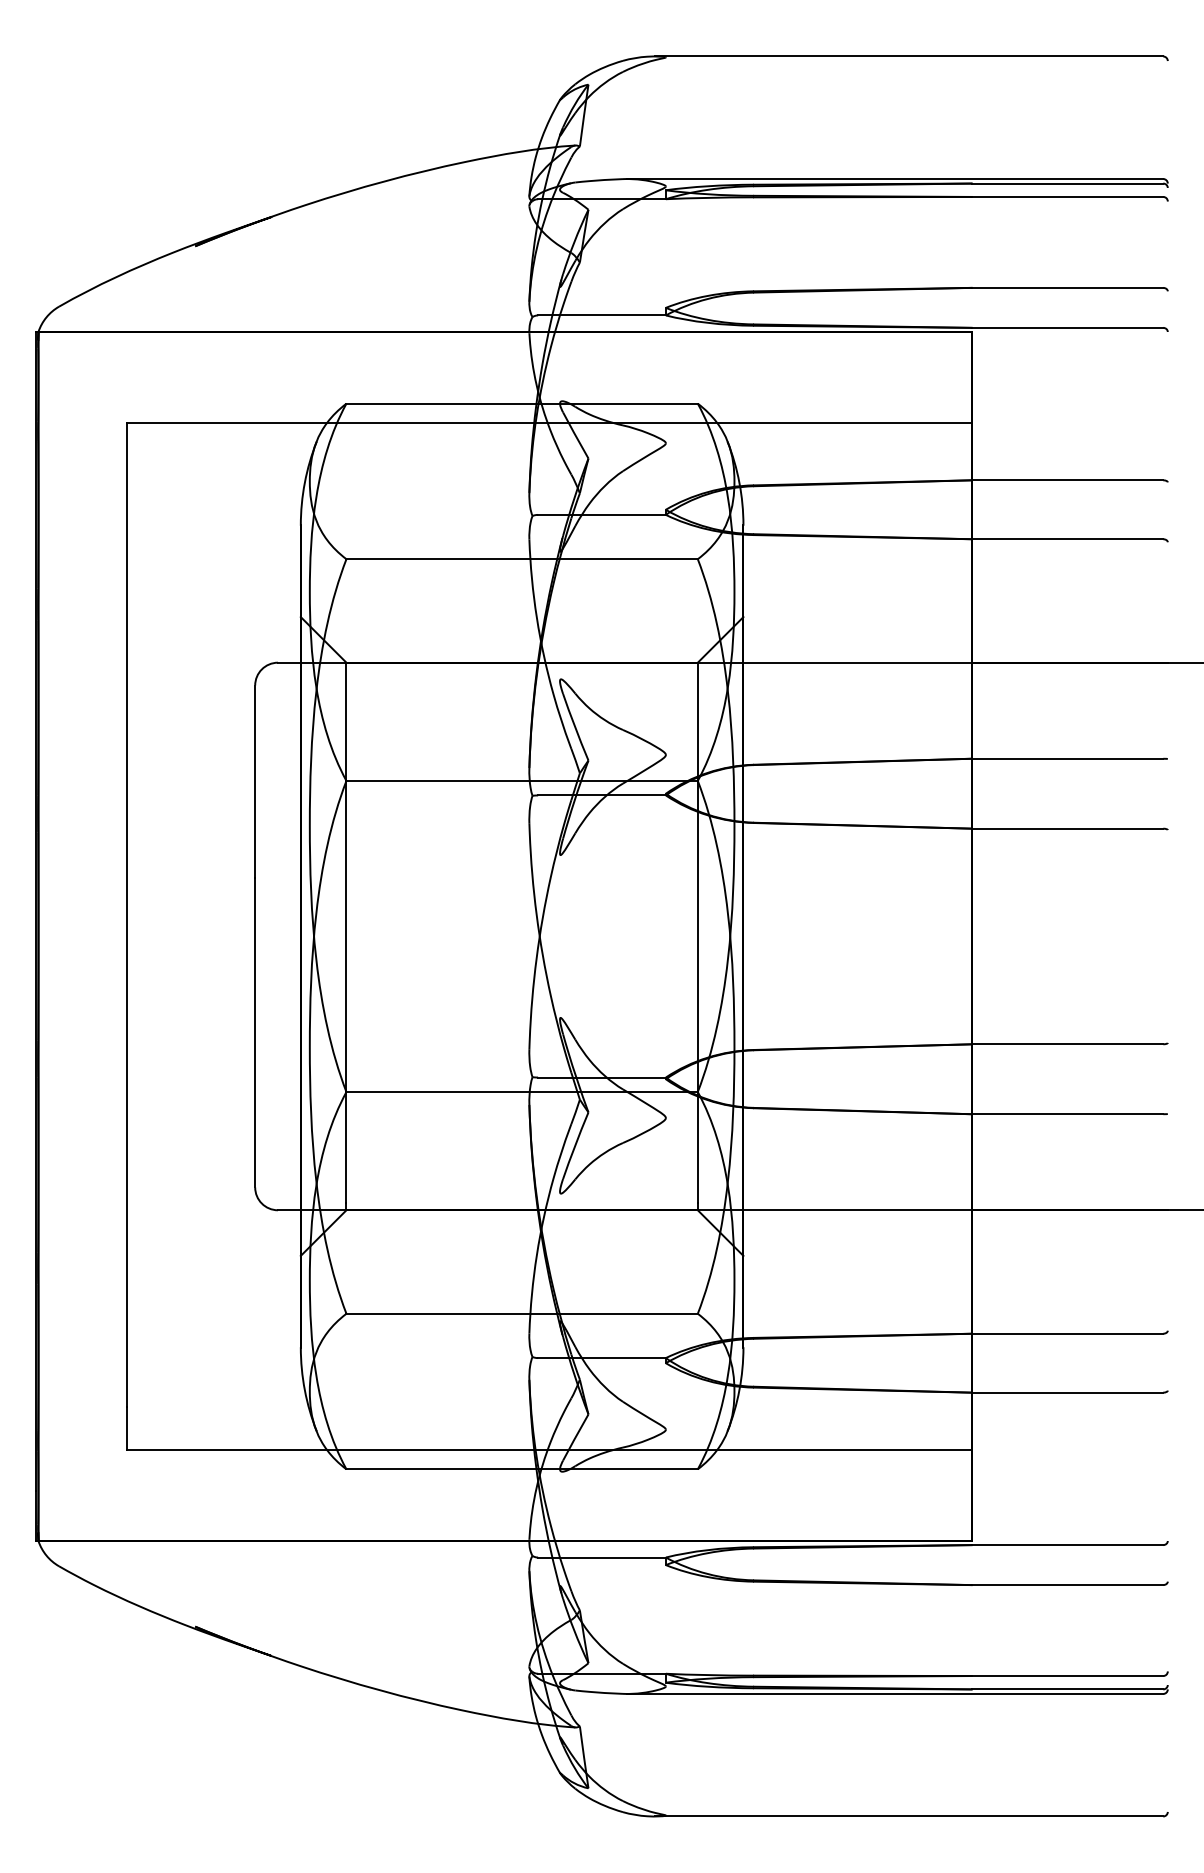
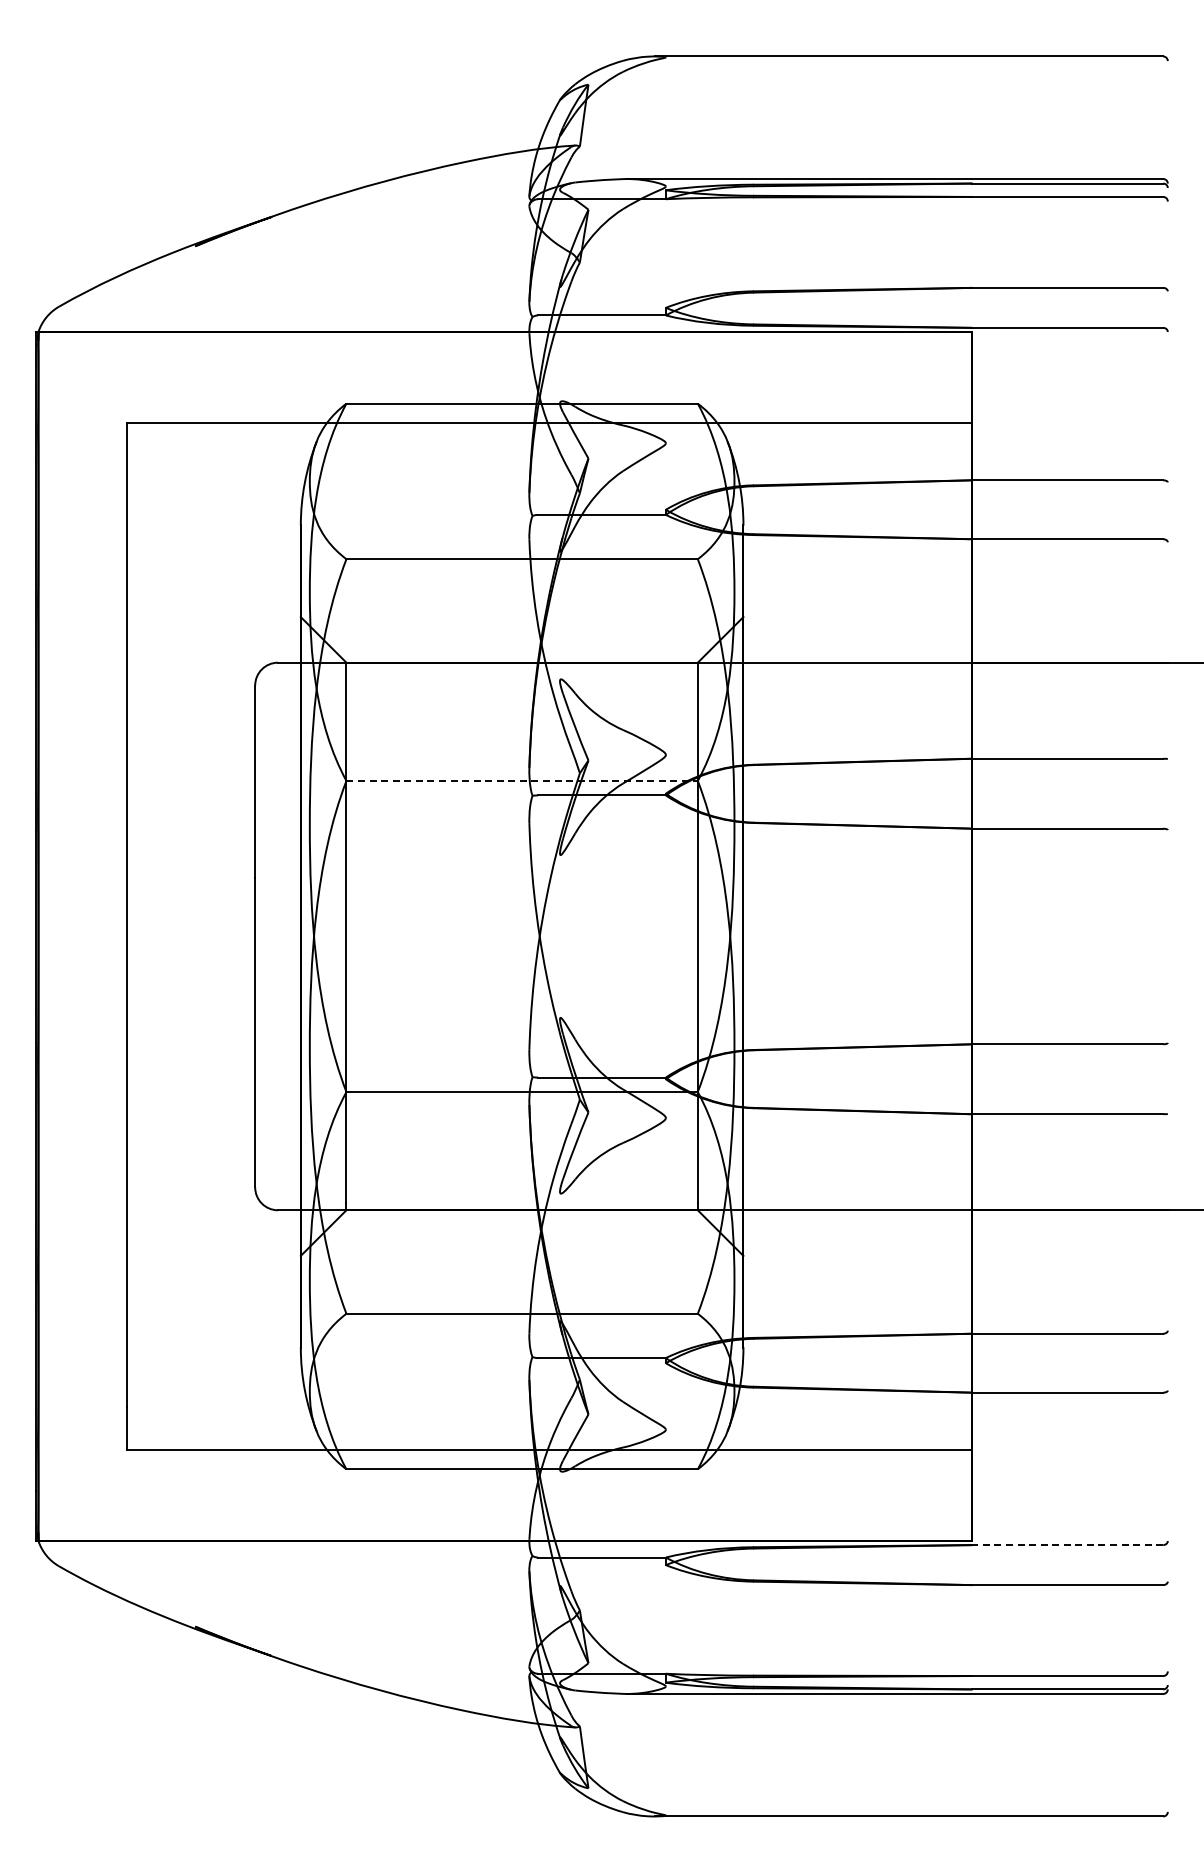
line: solid -> dashed (522, 780)
line: solid -> dashed (1067, 1545)
